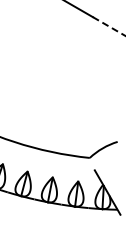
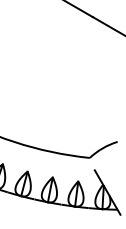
line: dashed -> solid (109, 26)
